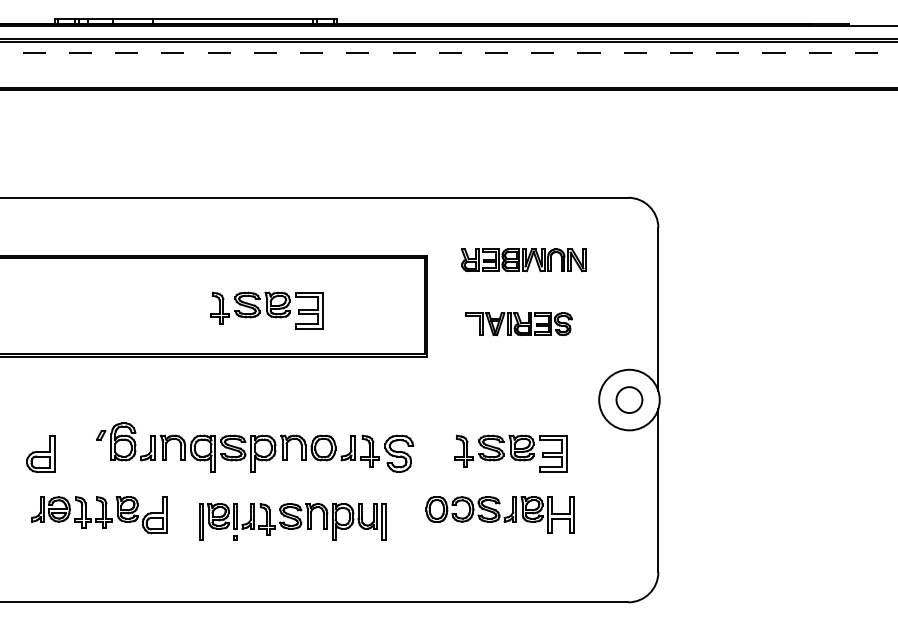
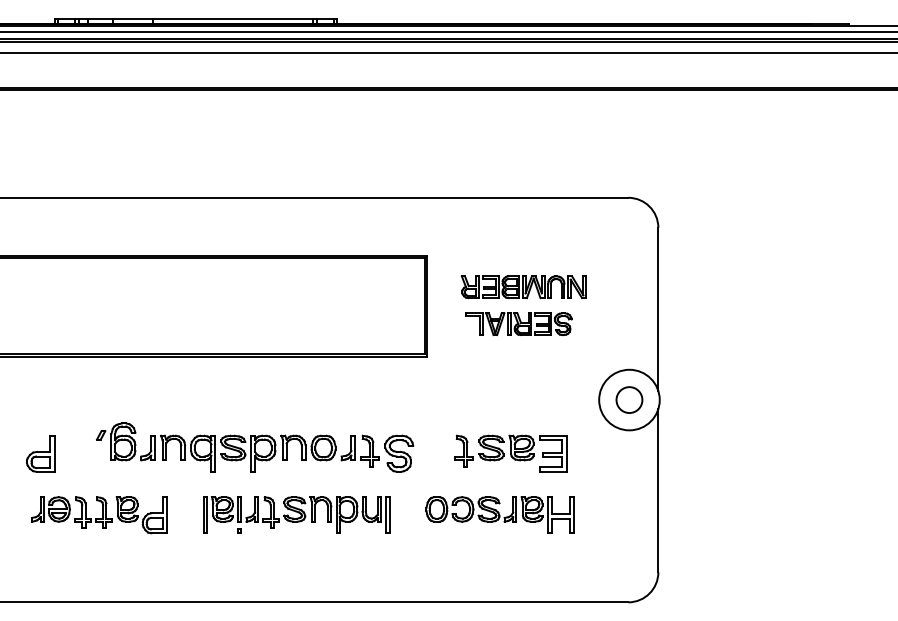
line: none -> present (448, 32)
line: dashed -> solid (449, 53)
part position: (523, 260) -> (523, 287) (523, 287)
part: present -> none (266, 310)
part position: (292, 521) -> (296, 514) (296, 514)
